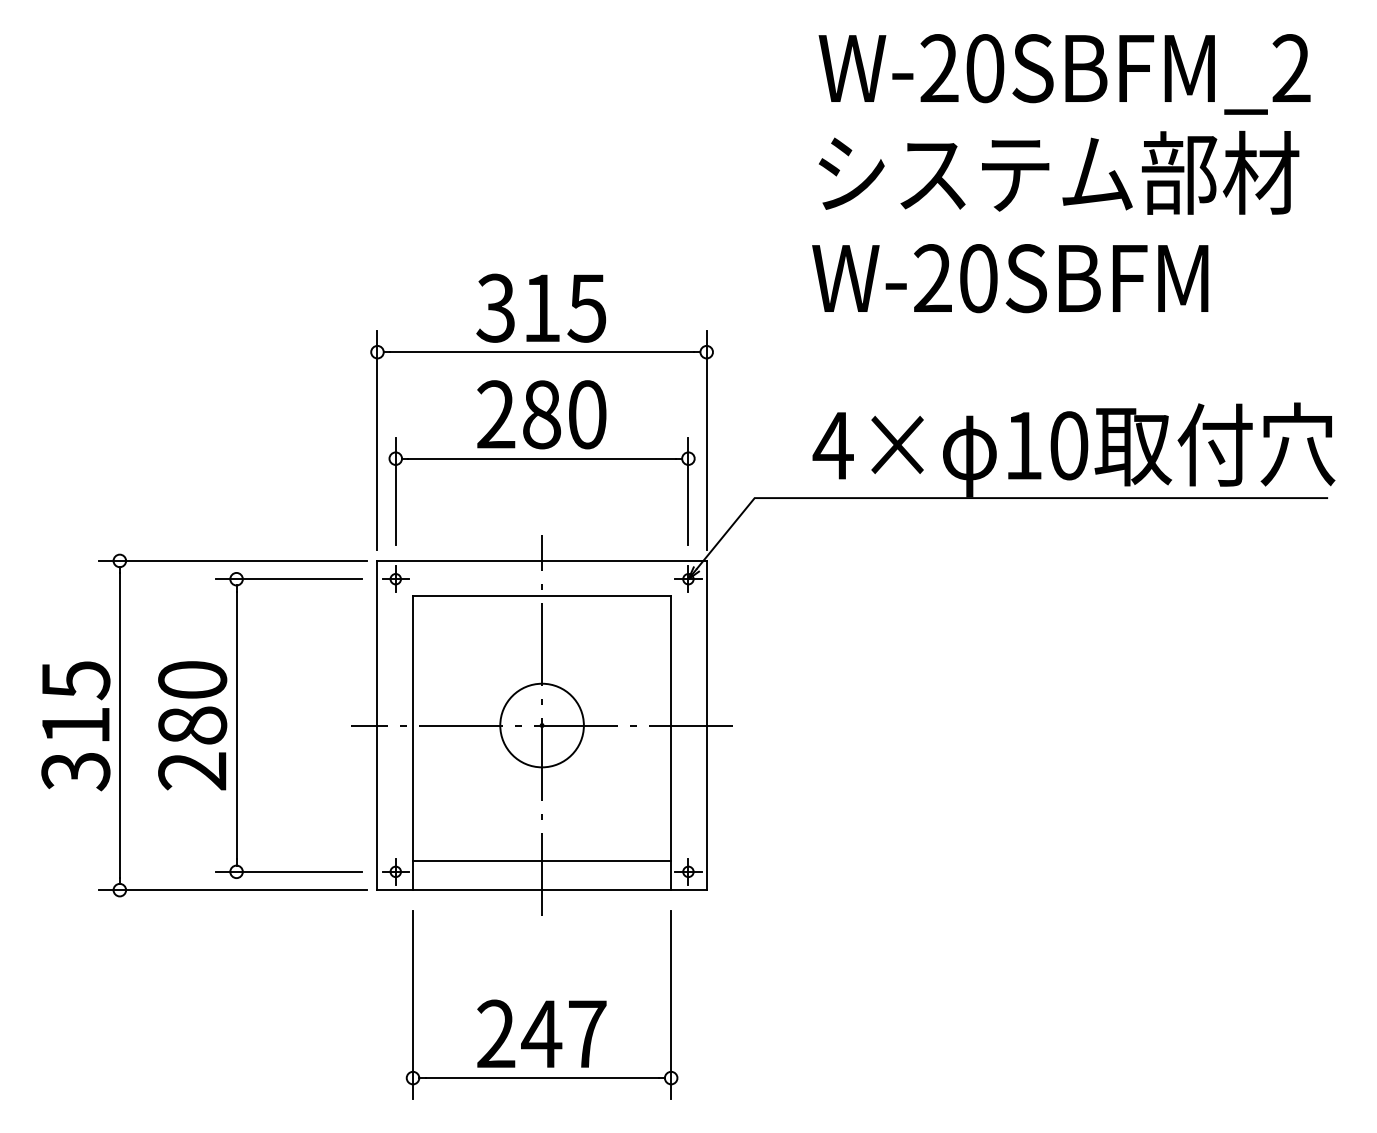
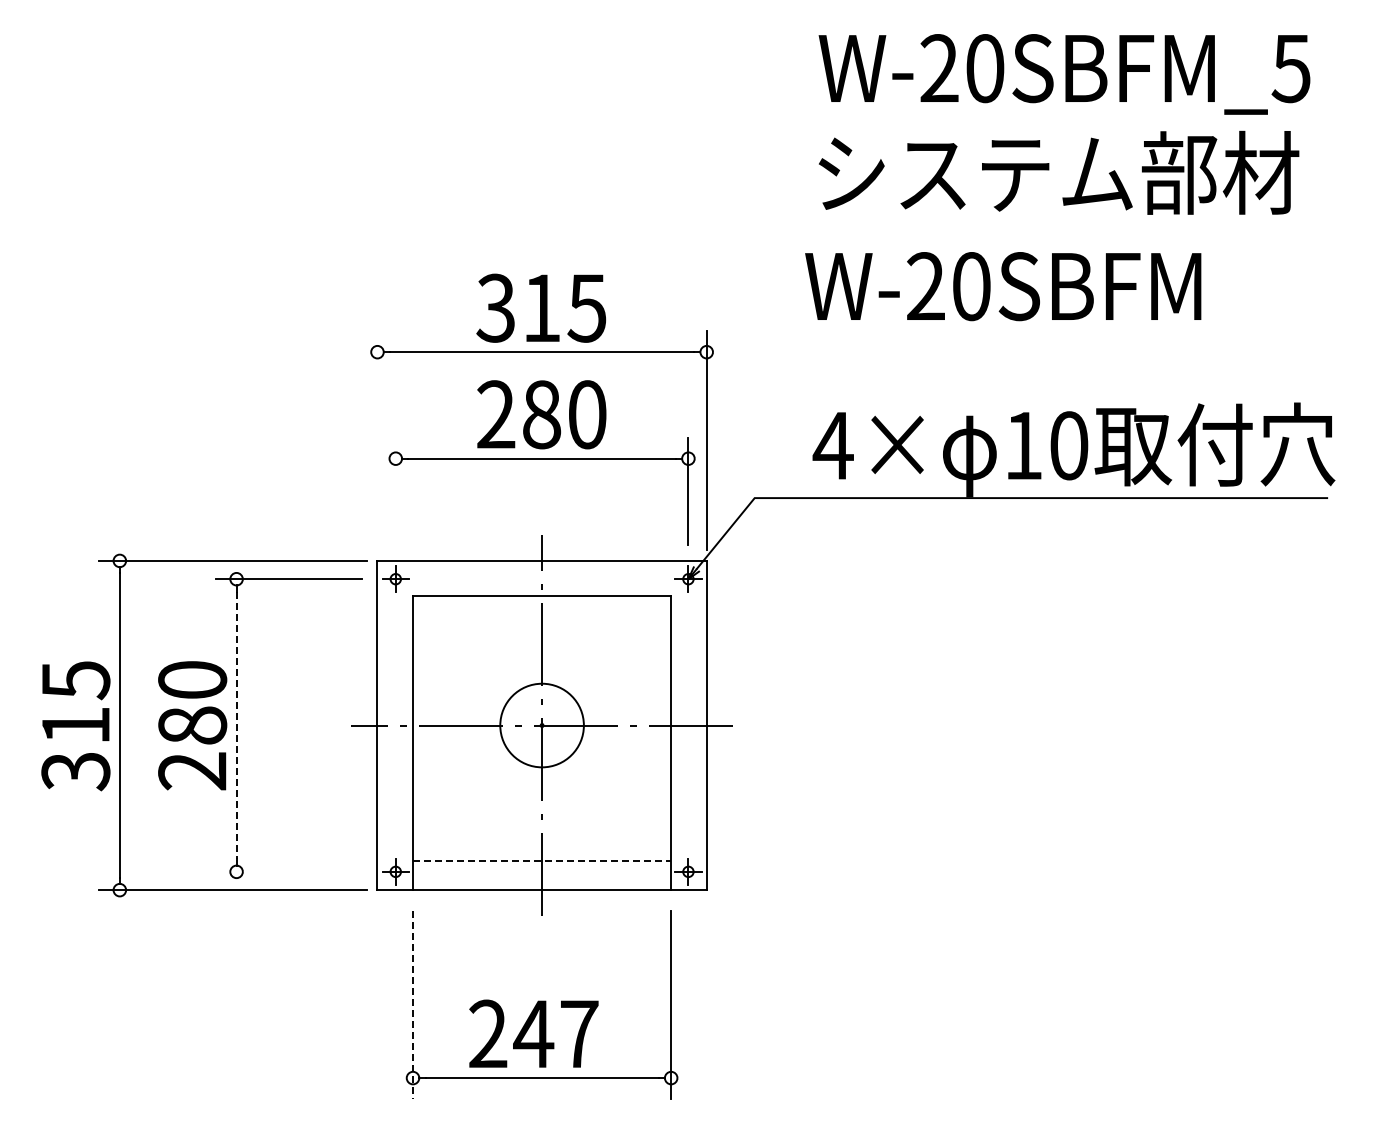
text: W-20SBFM_2 -> W-20SBFM_5 (1290, 68)
text position: (1010, 278) -> (1003, 286) (1003, 286)
line: present -> none (377, 440)
line: present -> none (395, 491)
line: solid -> dashed (236, 725)
line: solid -> dashed (542, 860)
line: present -> none (288, 871)
line: solid -> dashed (413, 1005)
text position: (541, 1033) -> (533, 1033) (533, 1033)
